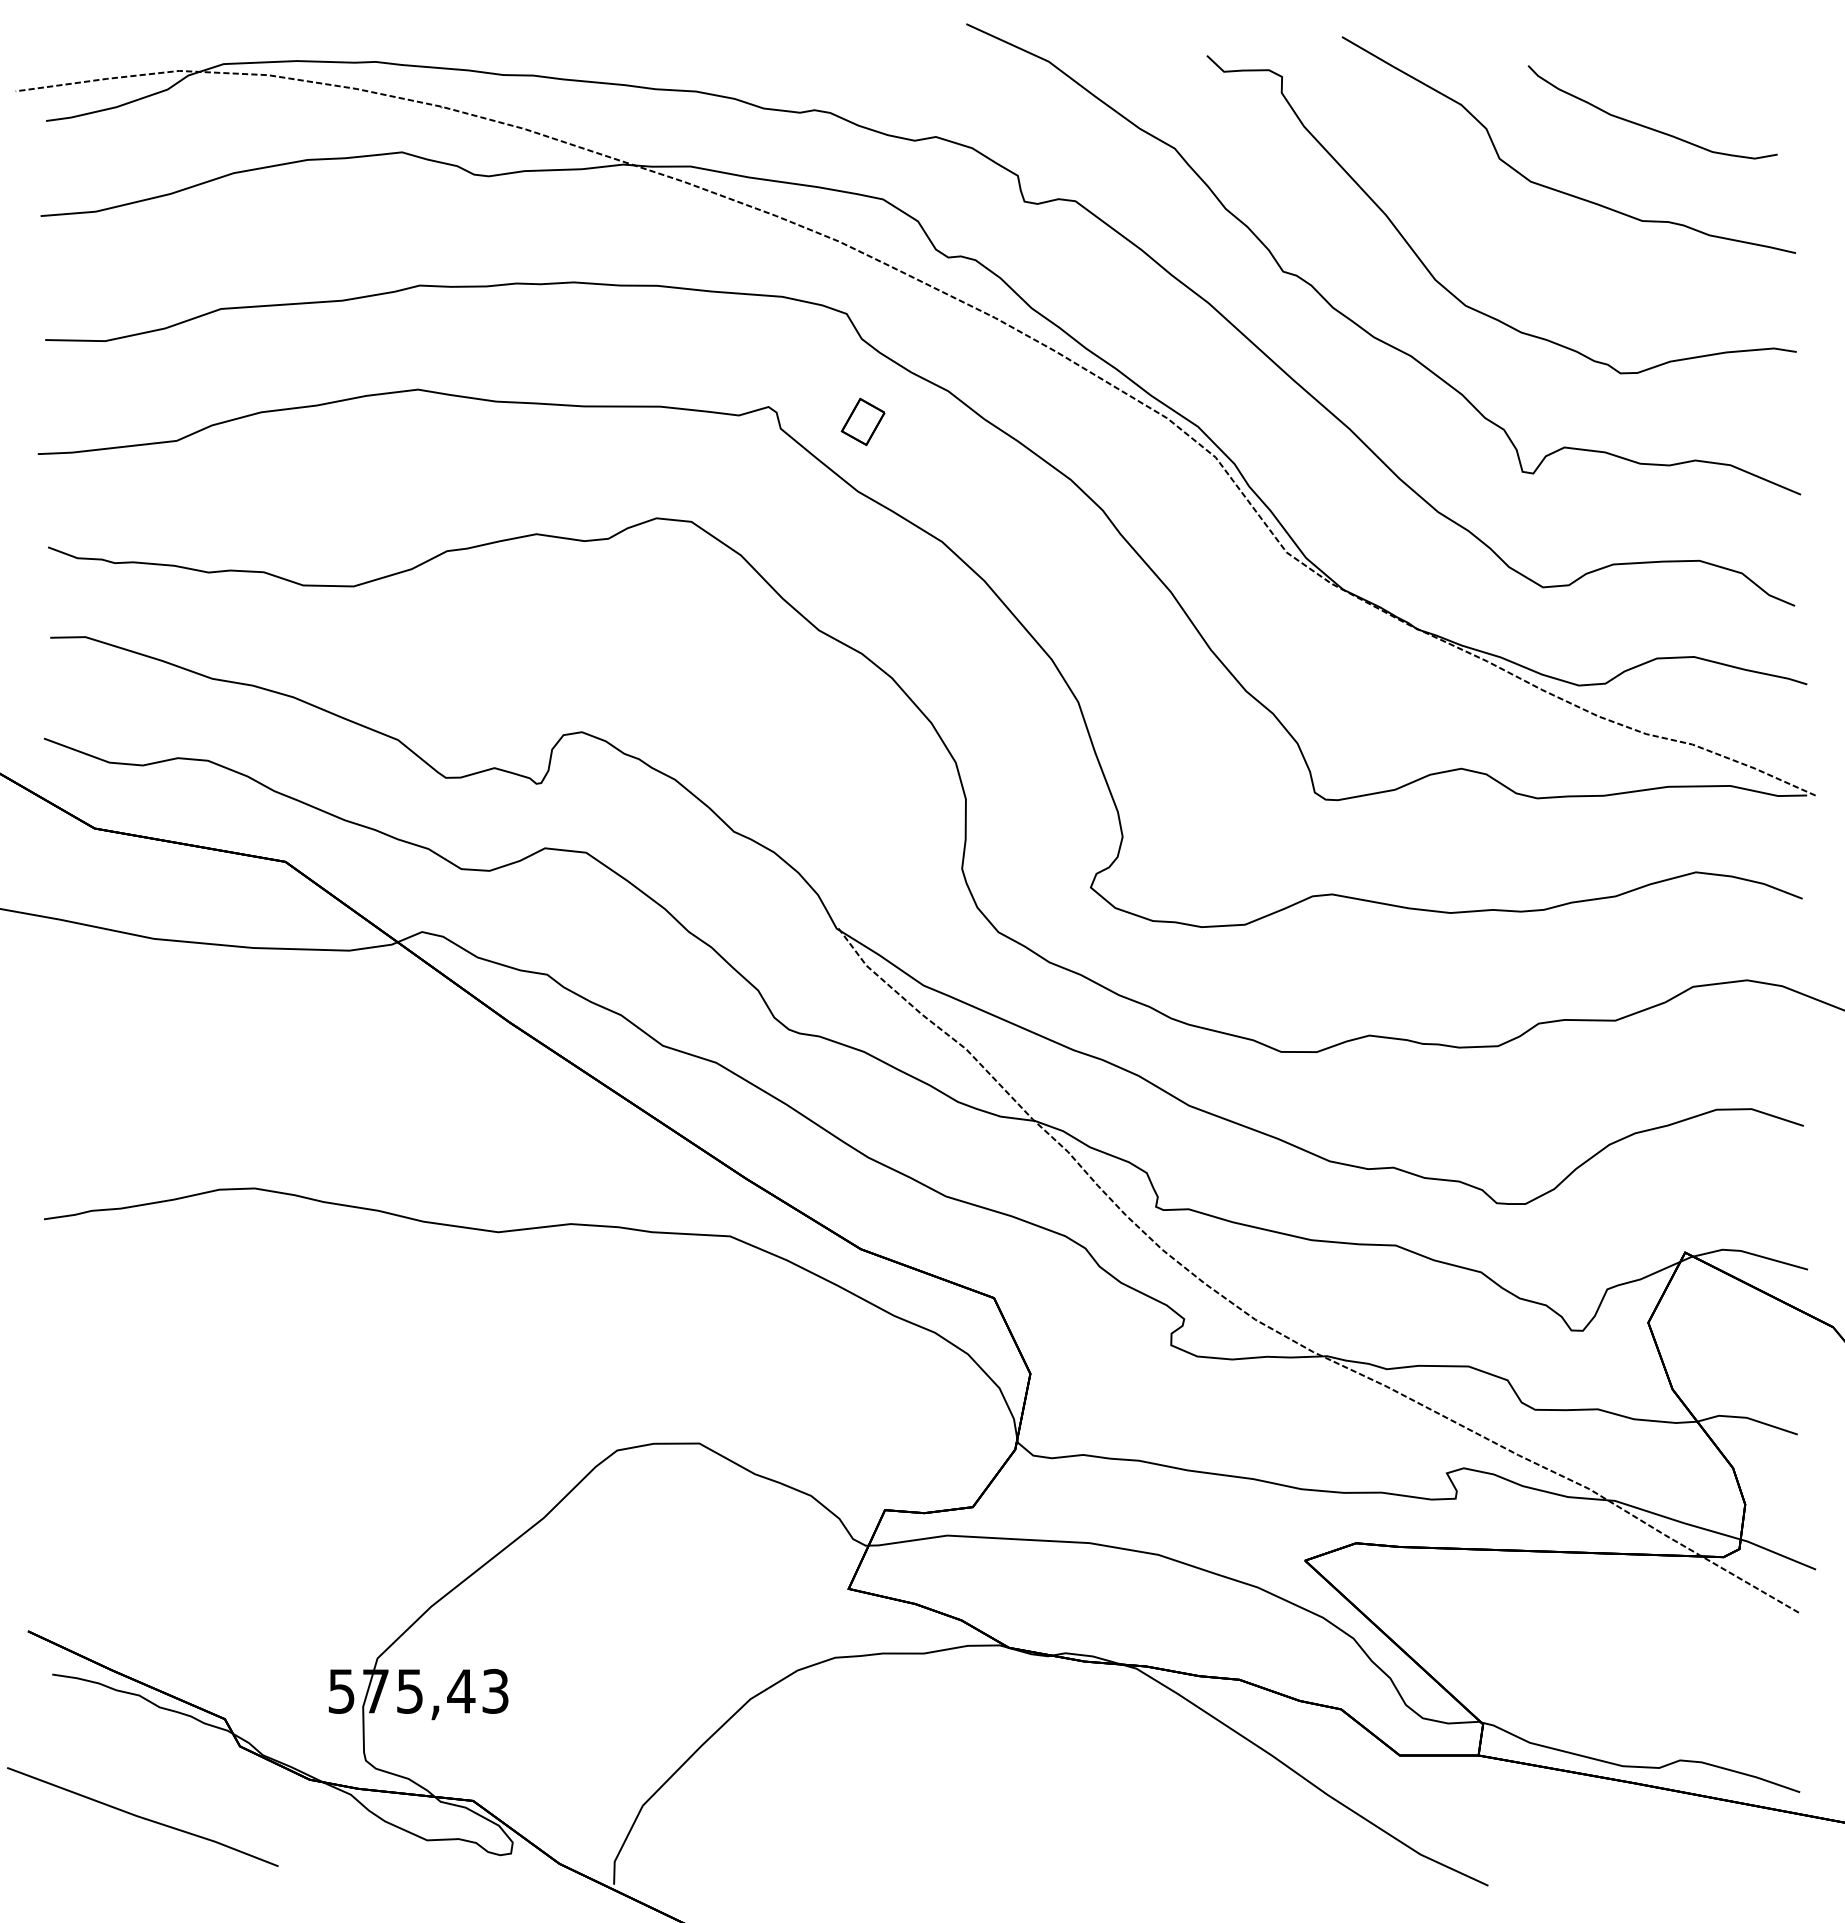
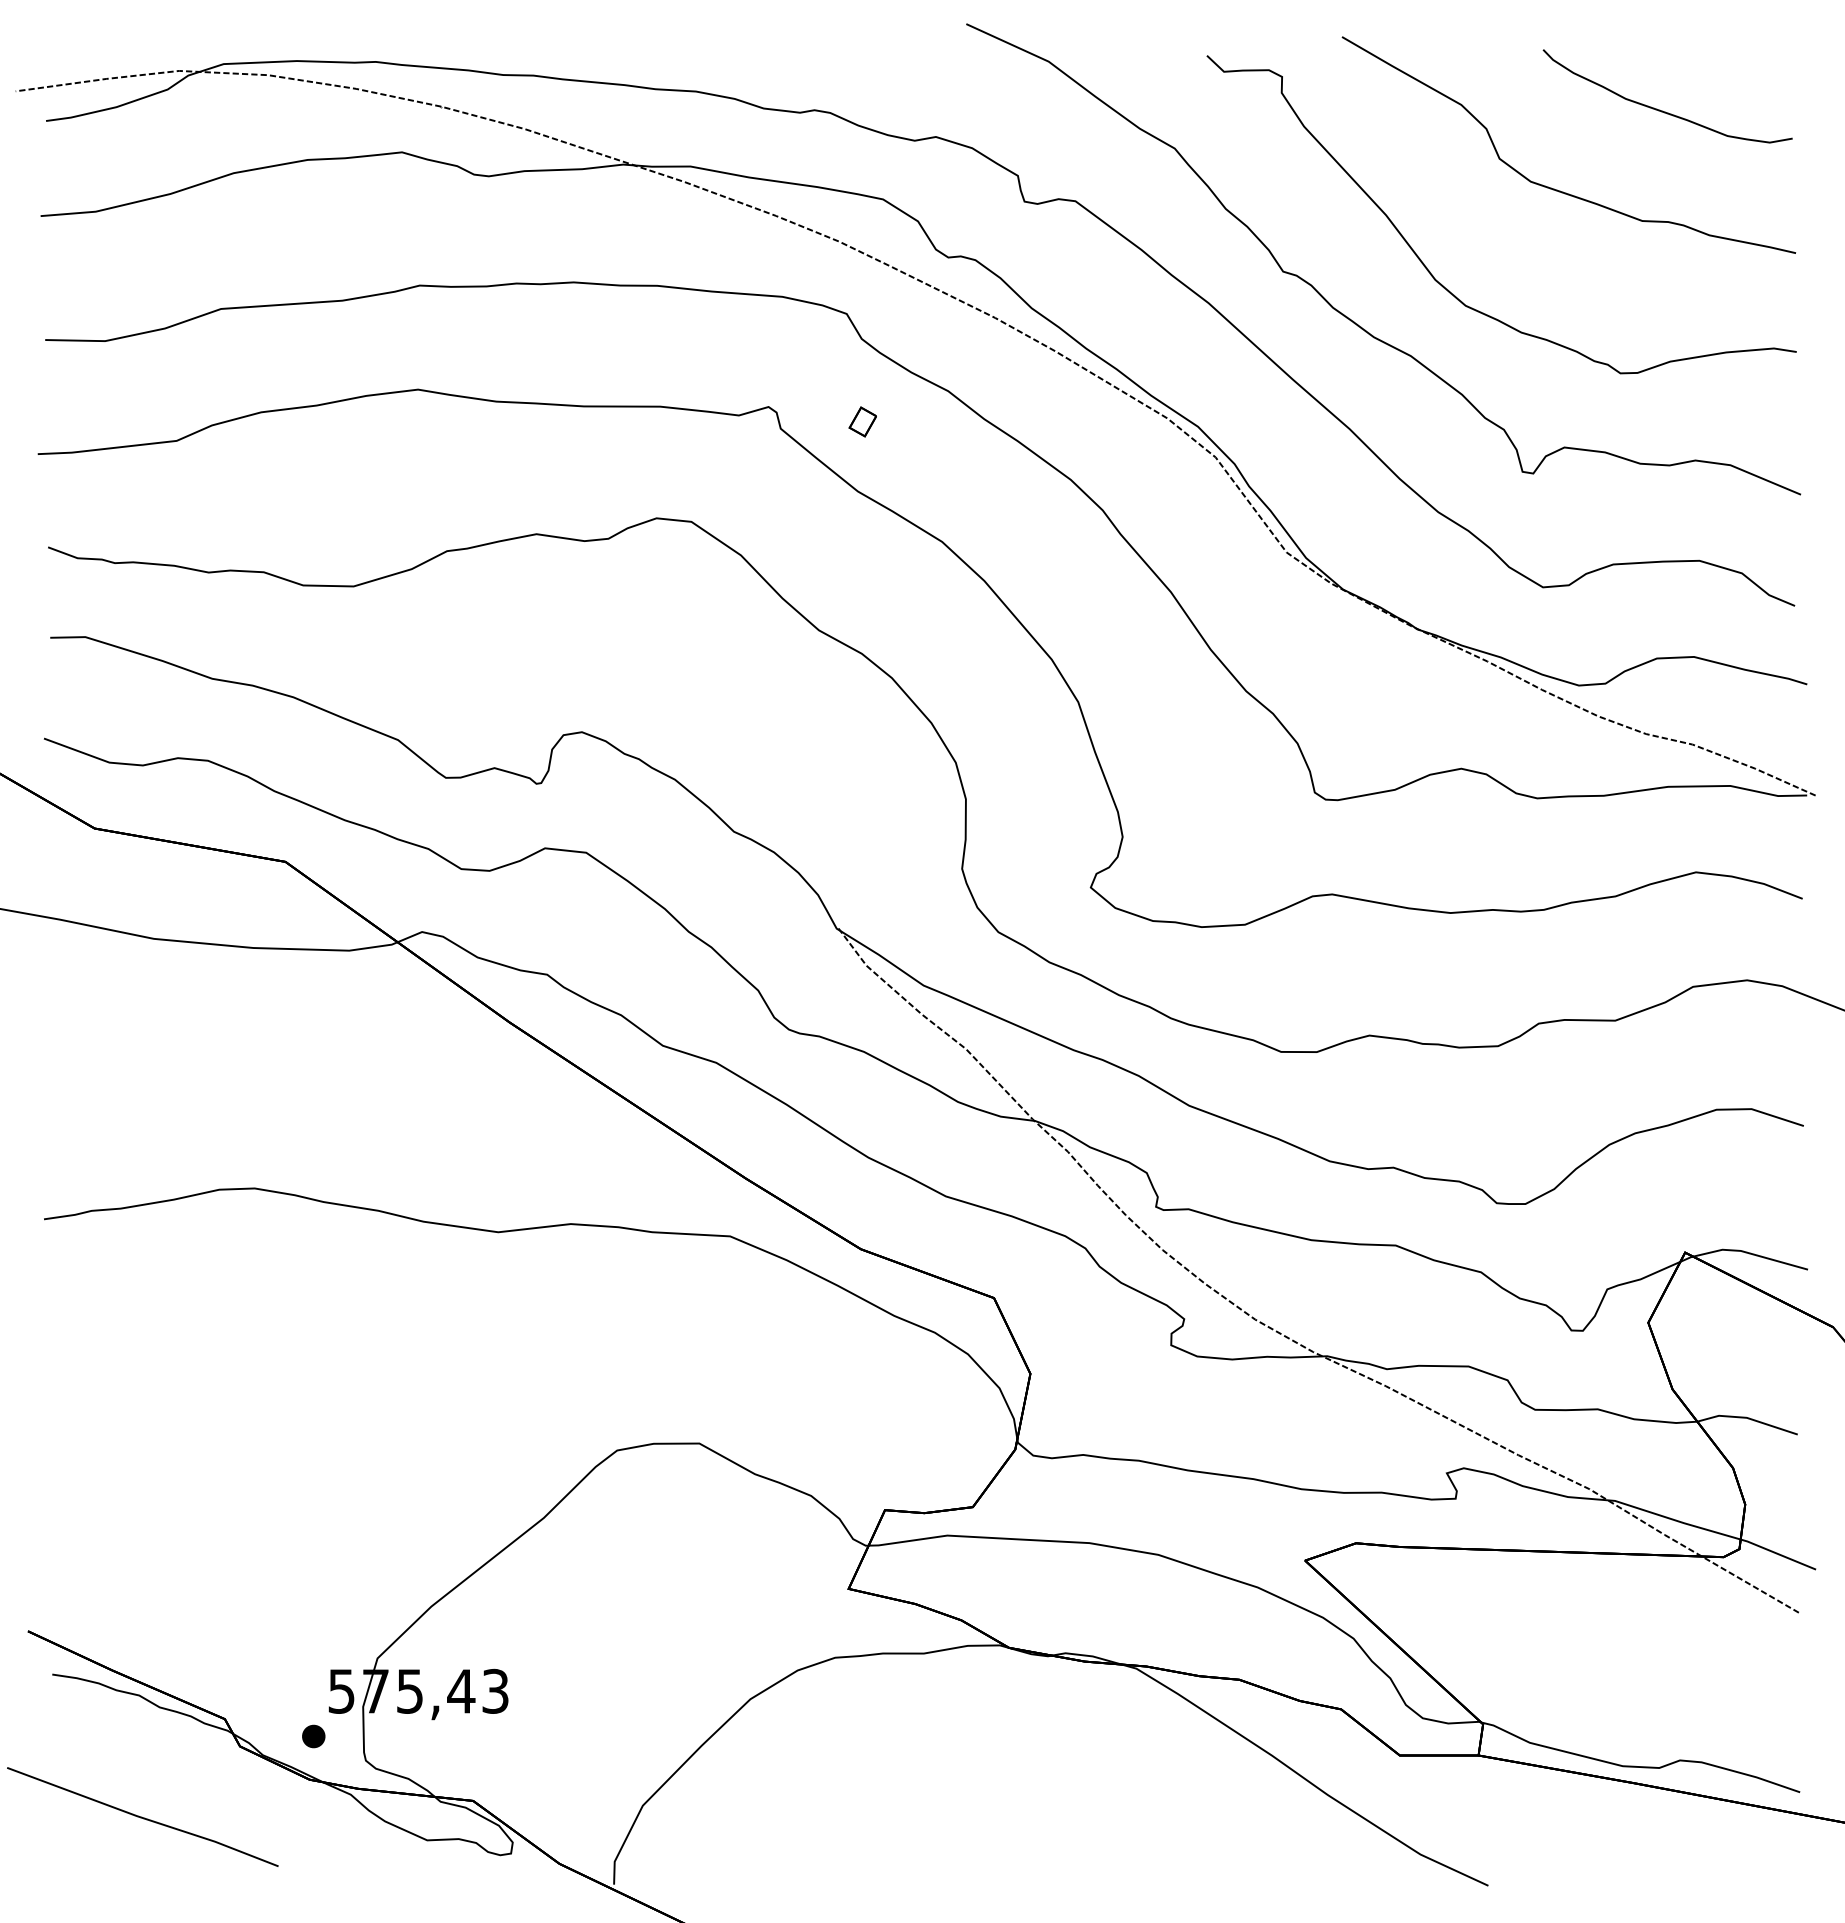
part position: (1647, 126) -> (1662, 110) (1662, 110)
part size: 46x50 px -> 29x32 px (862, 421)
part: none -> present (313, 1736)
